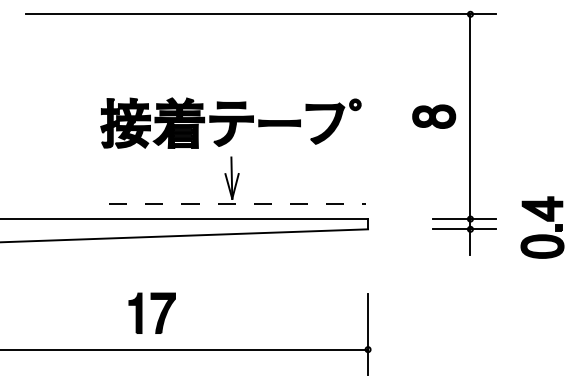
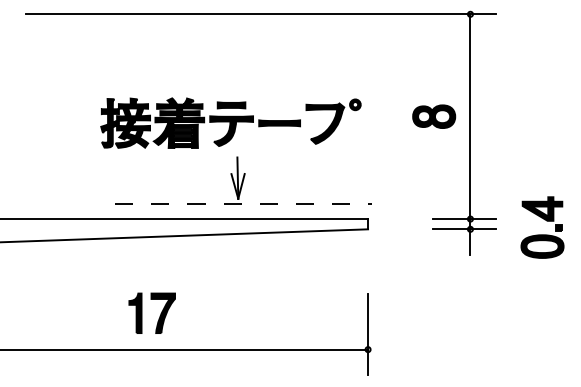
part position: (237, 180) -> (243, 180) (243, 180)
